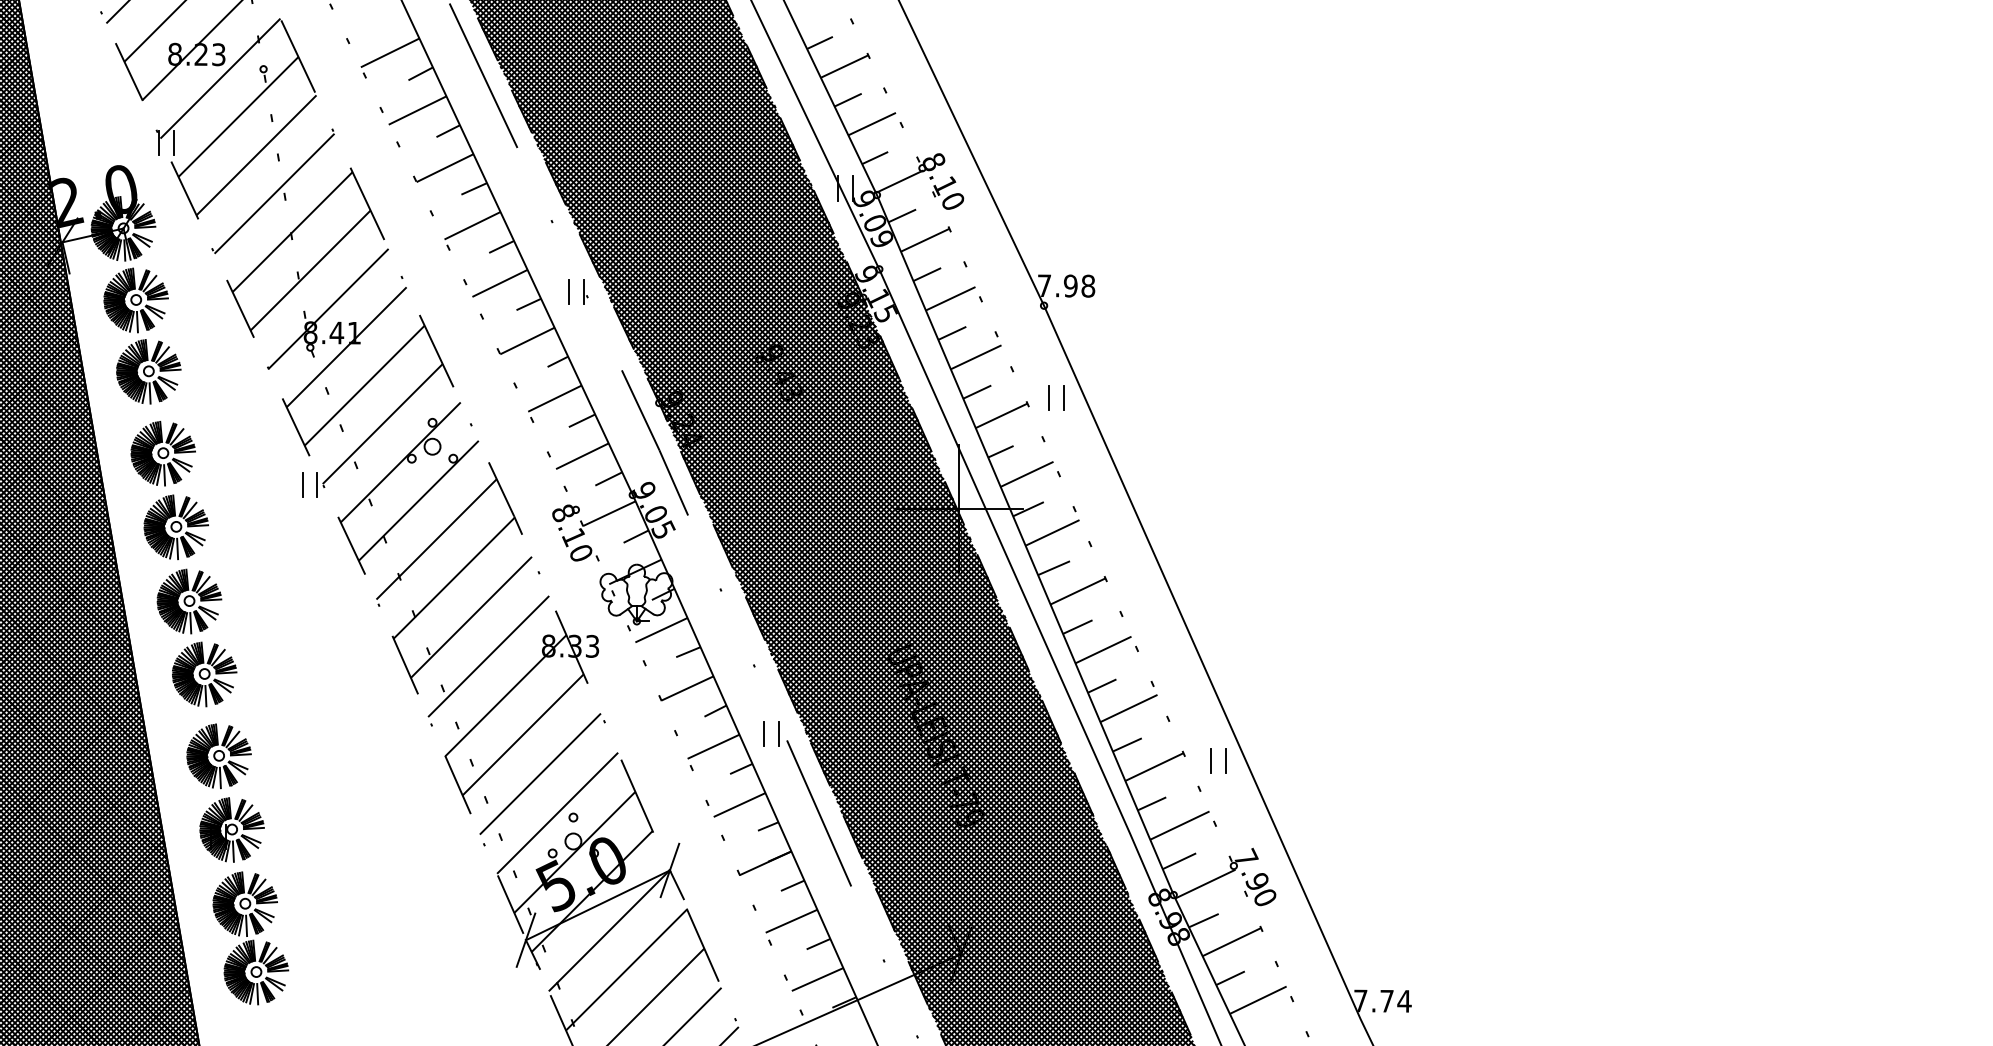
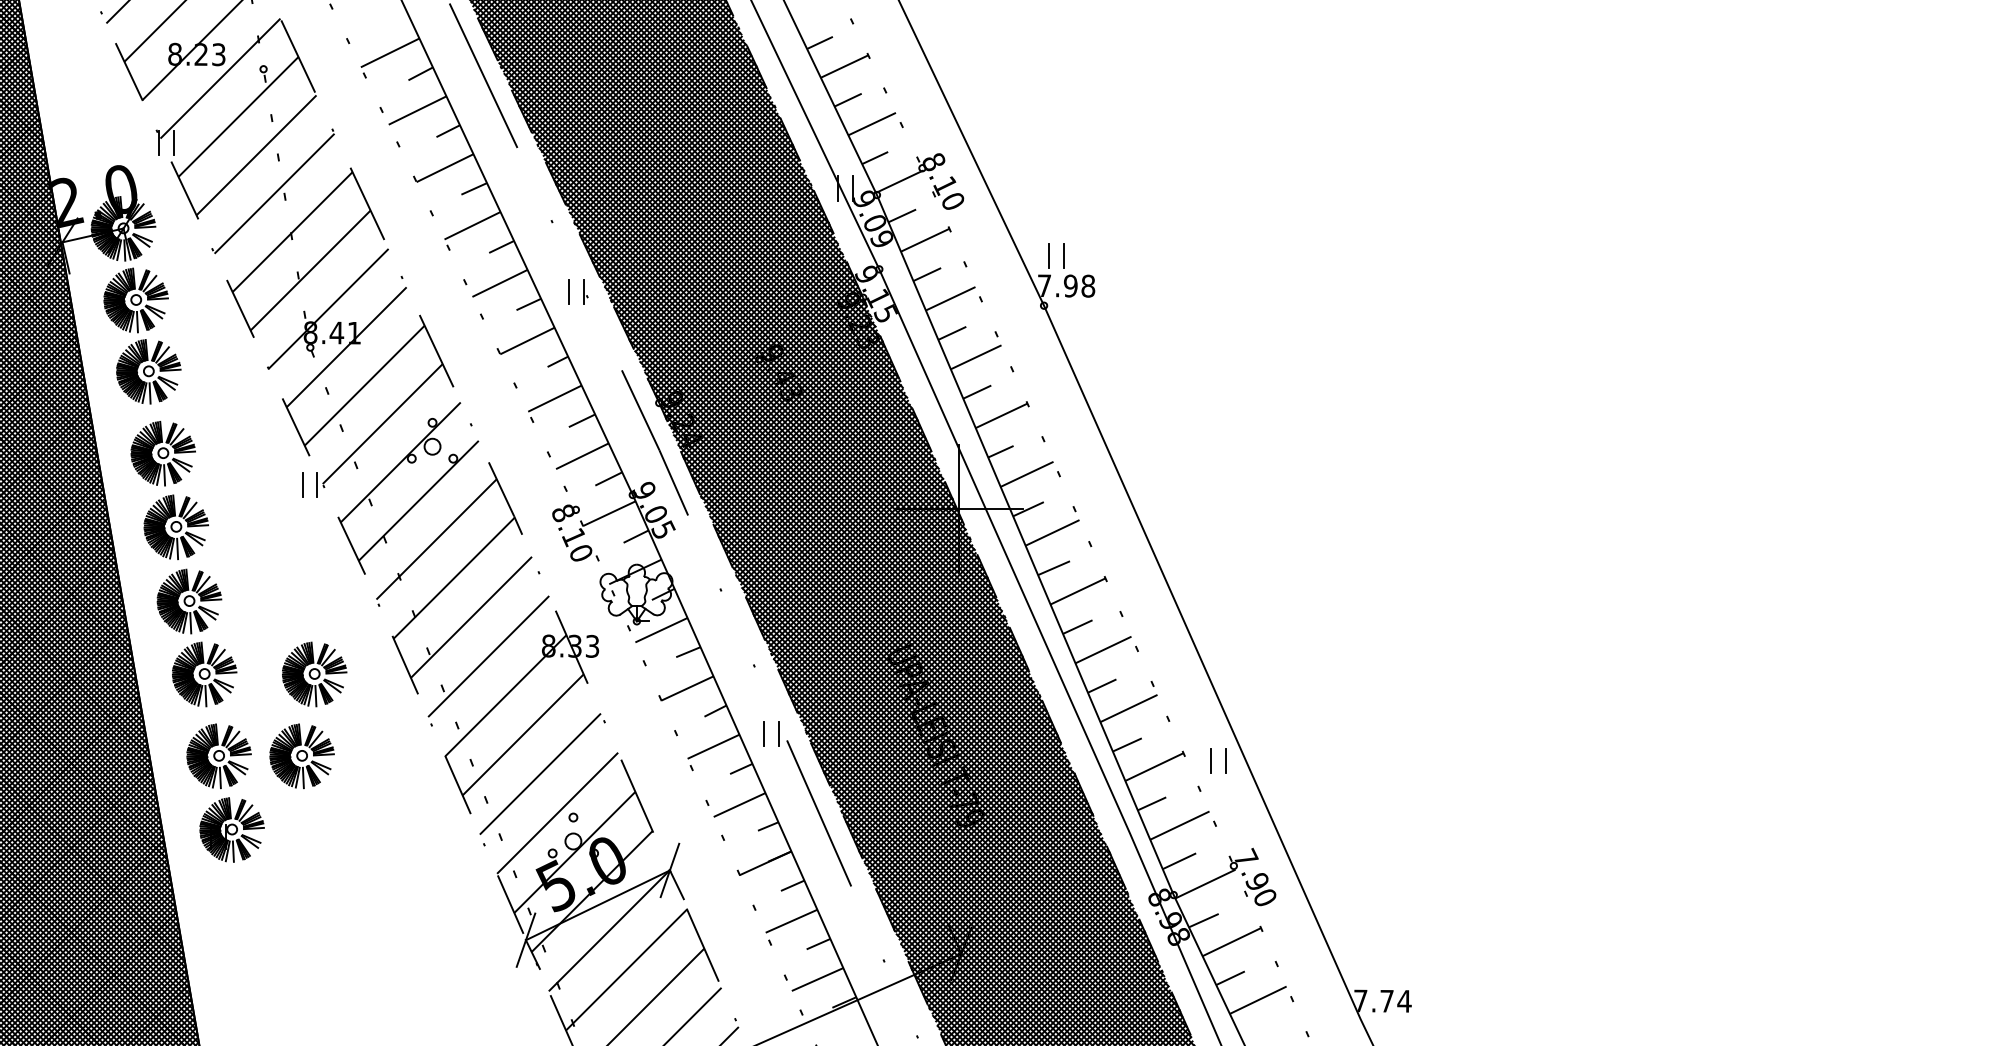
part position: (1049, 397) -> (1049, 255) (1049, 255)
part: none -> present (314, 674)
part: none -> present (301, 756)
part: present -> none (250, 938)
